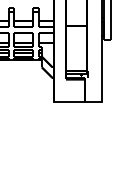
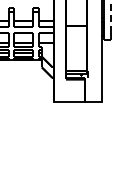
line: solid -> dashed (111, 16)
